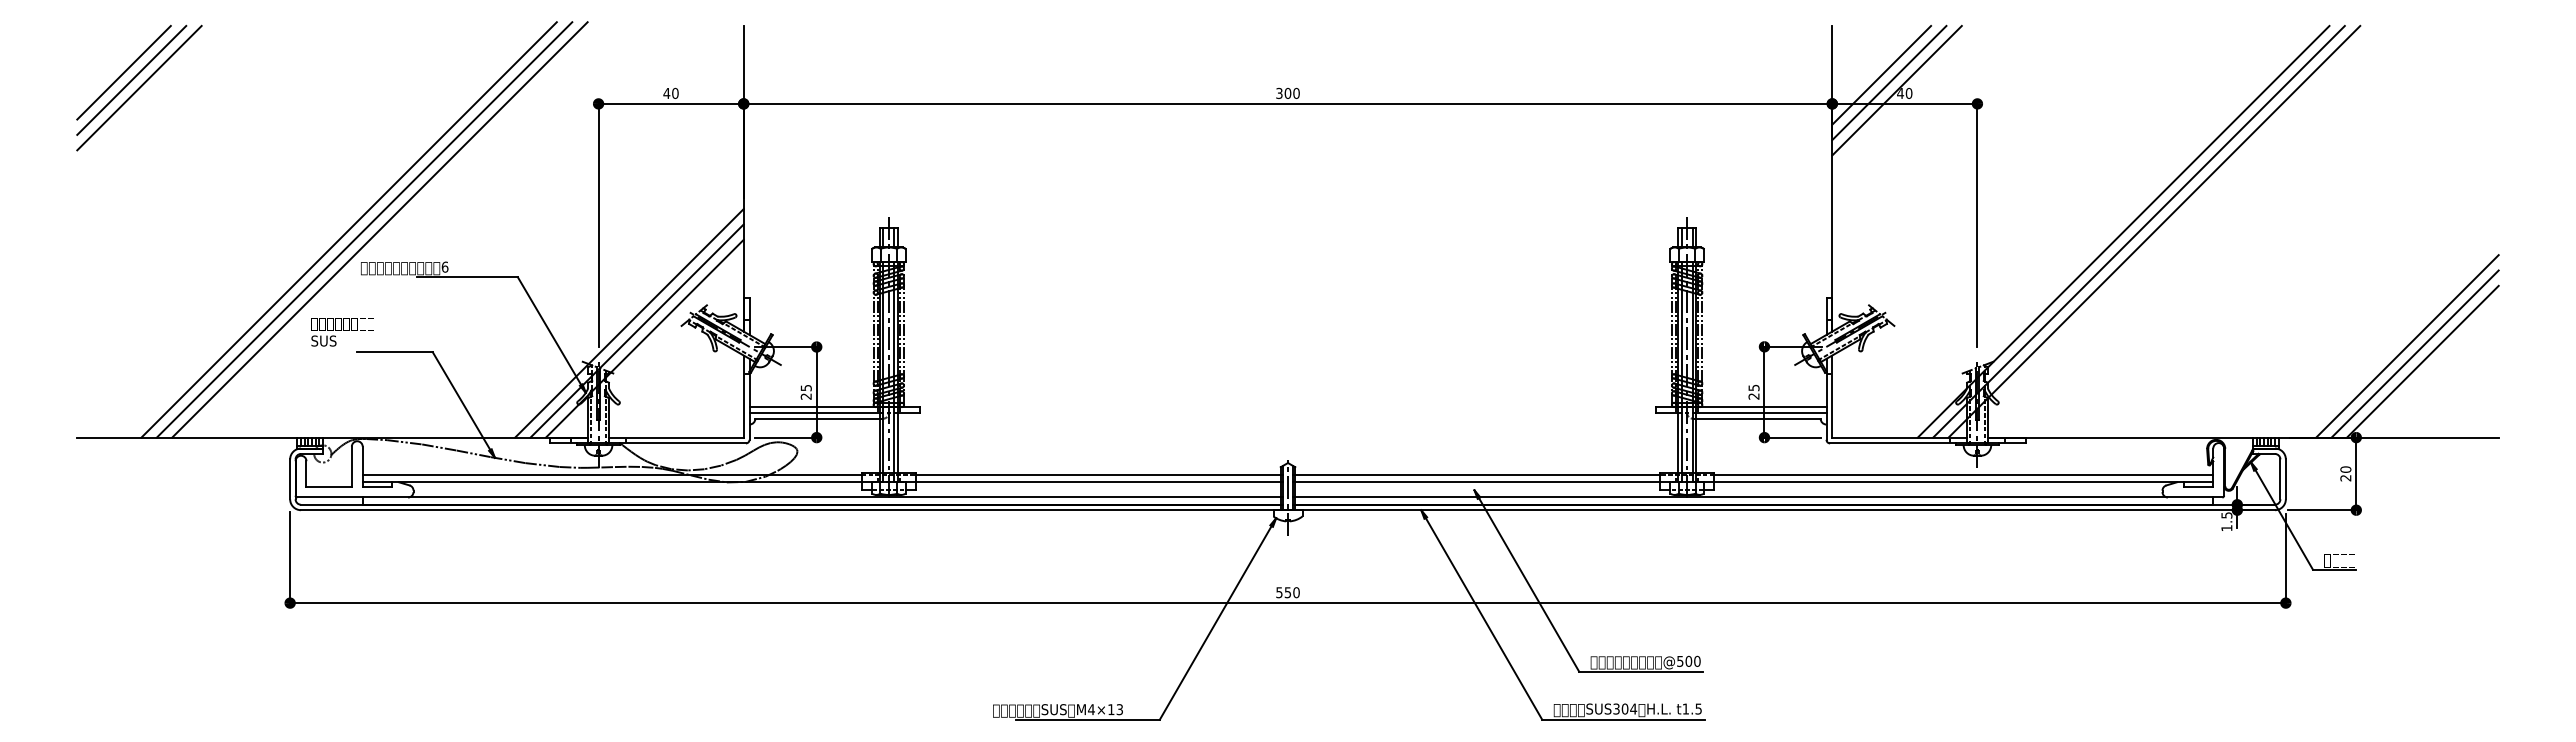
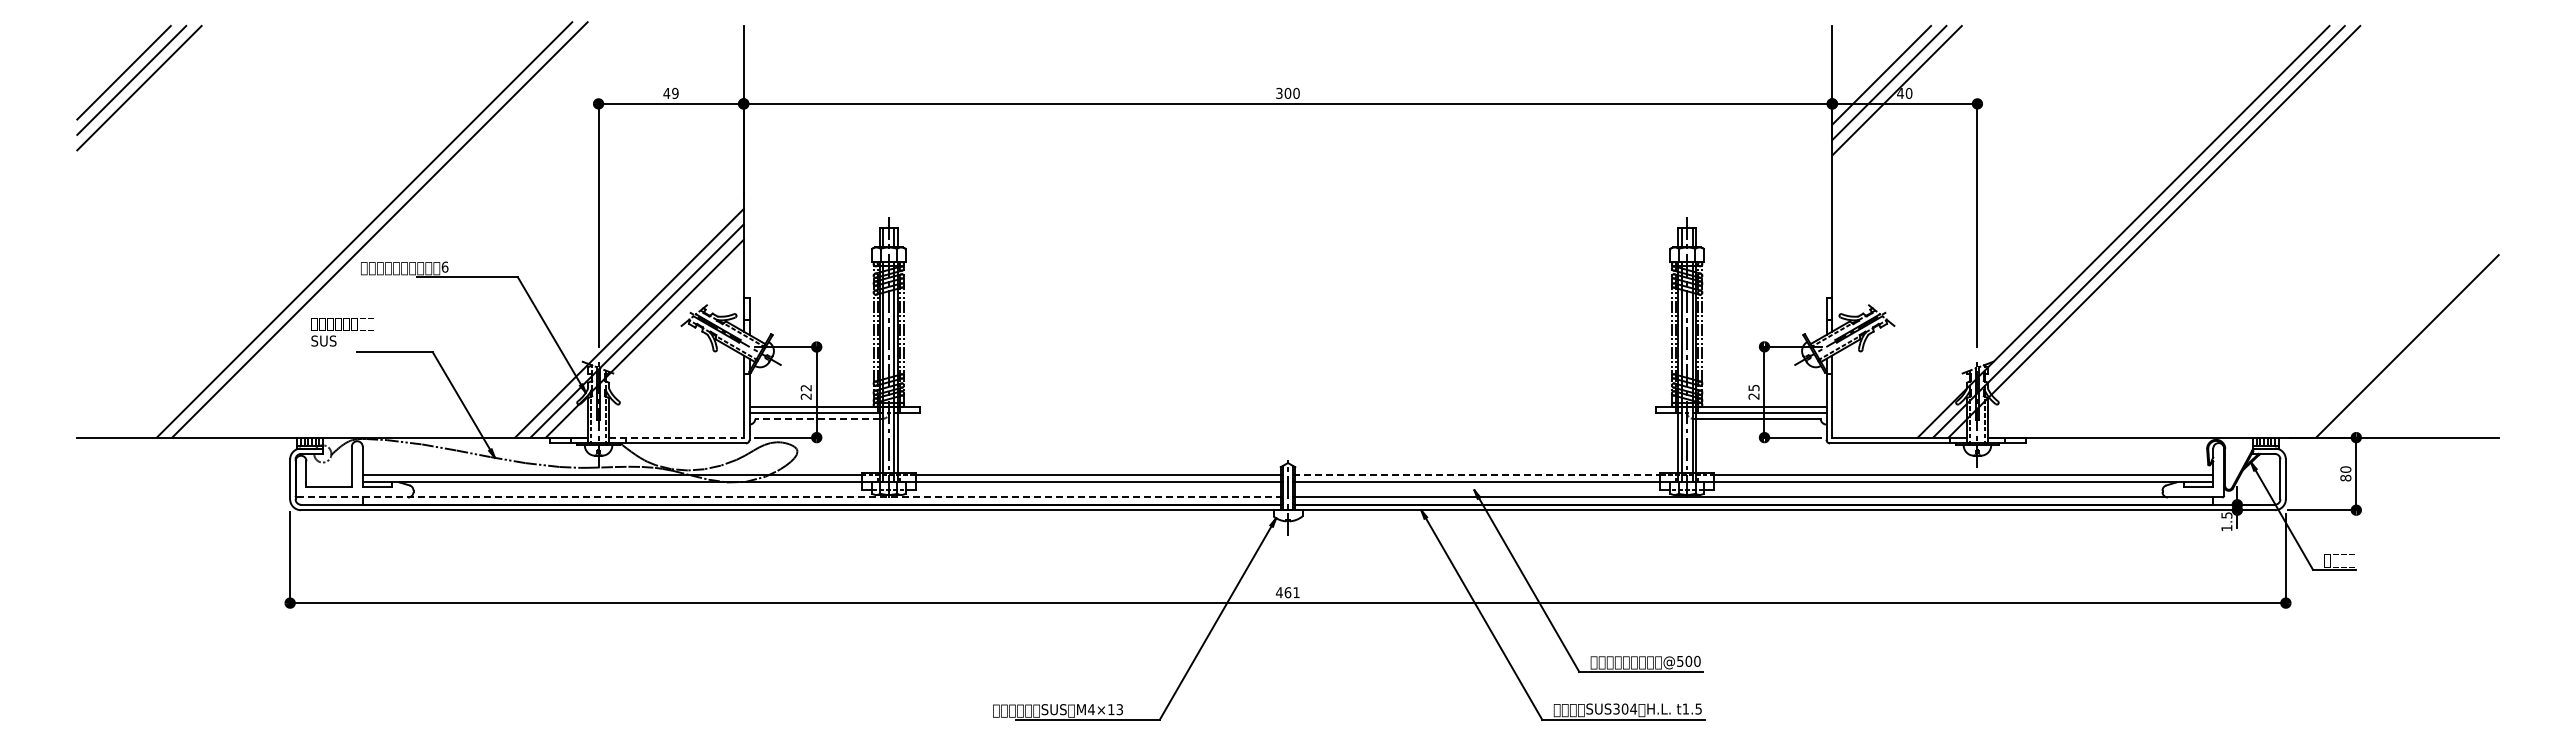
text: 40 -> 49 (675, 93)
line: present -> none (348, 229)
line: present -> none (2414, 353)
line: present -> none (2422, 361)
text: 25 -> 22 (805, 388)
line: solid -> dashed (817, 418)
line: solid -> dashed (676, 437)
line: solid -> dashed (1477, 475)
text: 20 -> 80 (2345, 477)
line: solid -> dashed (790, 497)
text: 550 -> 461 (1287, 592)
